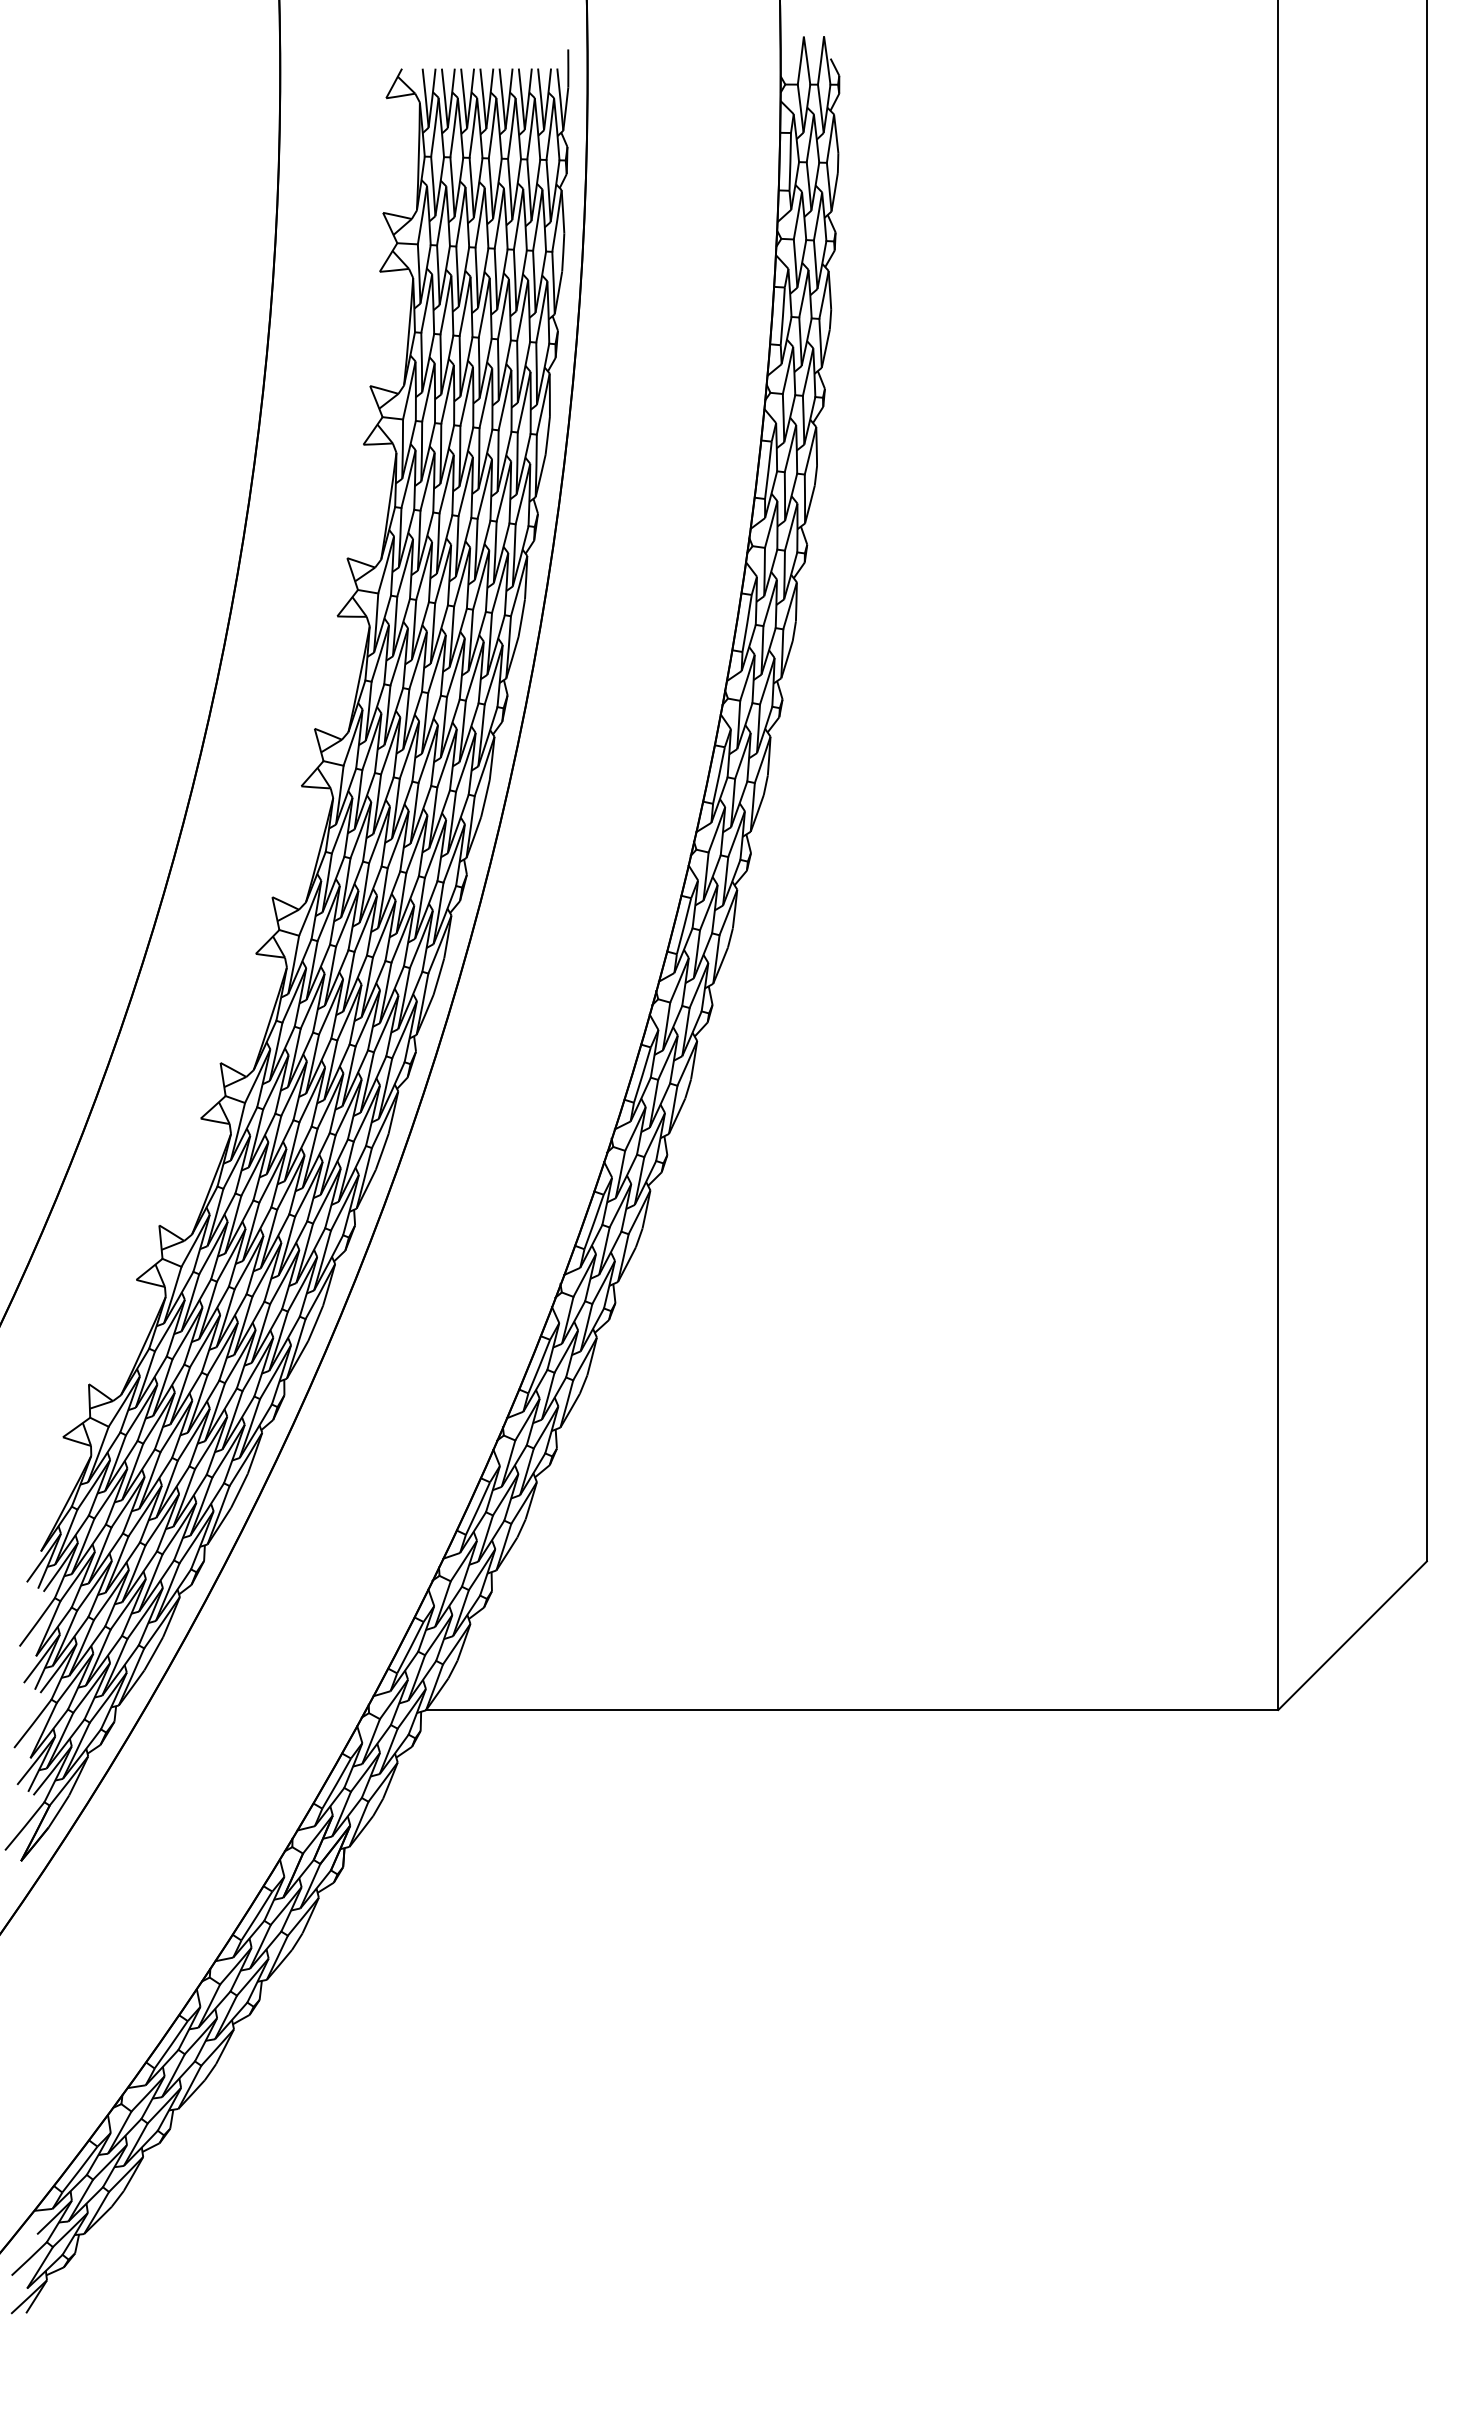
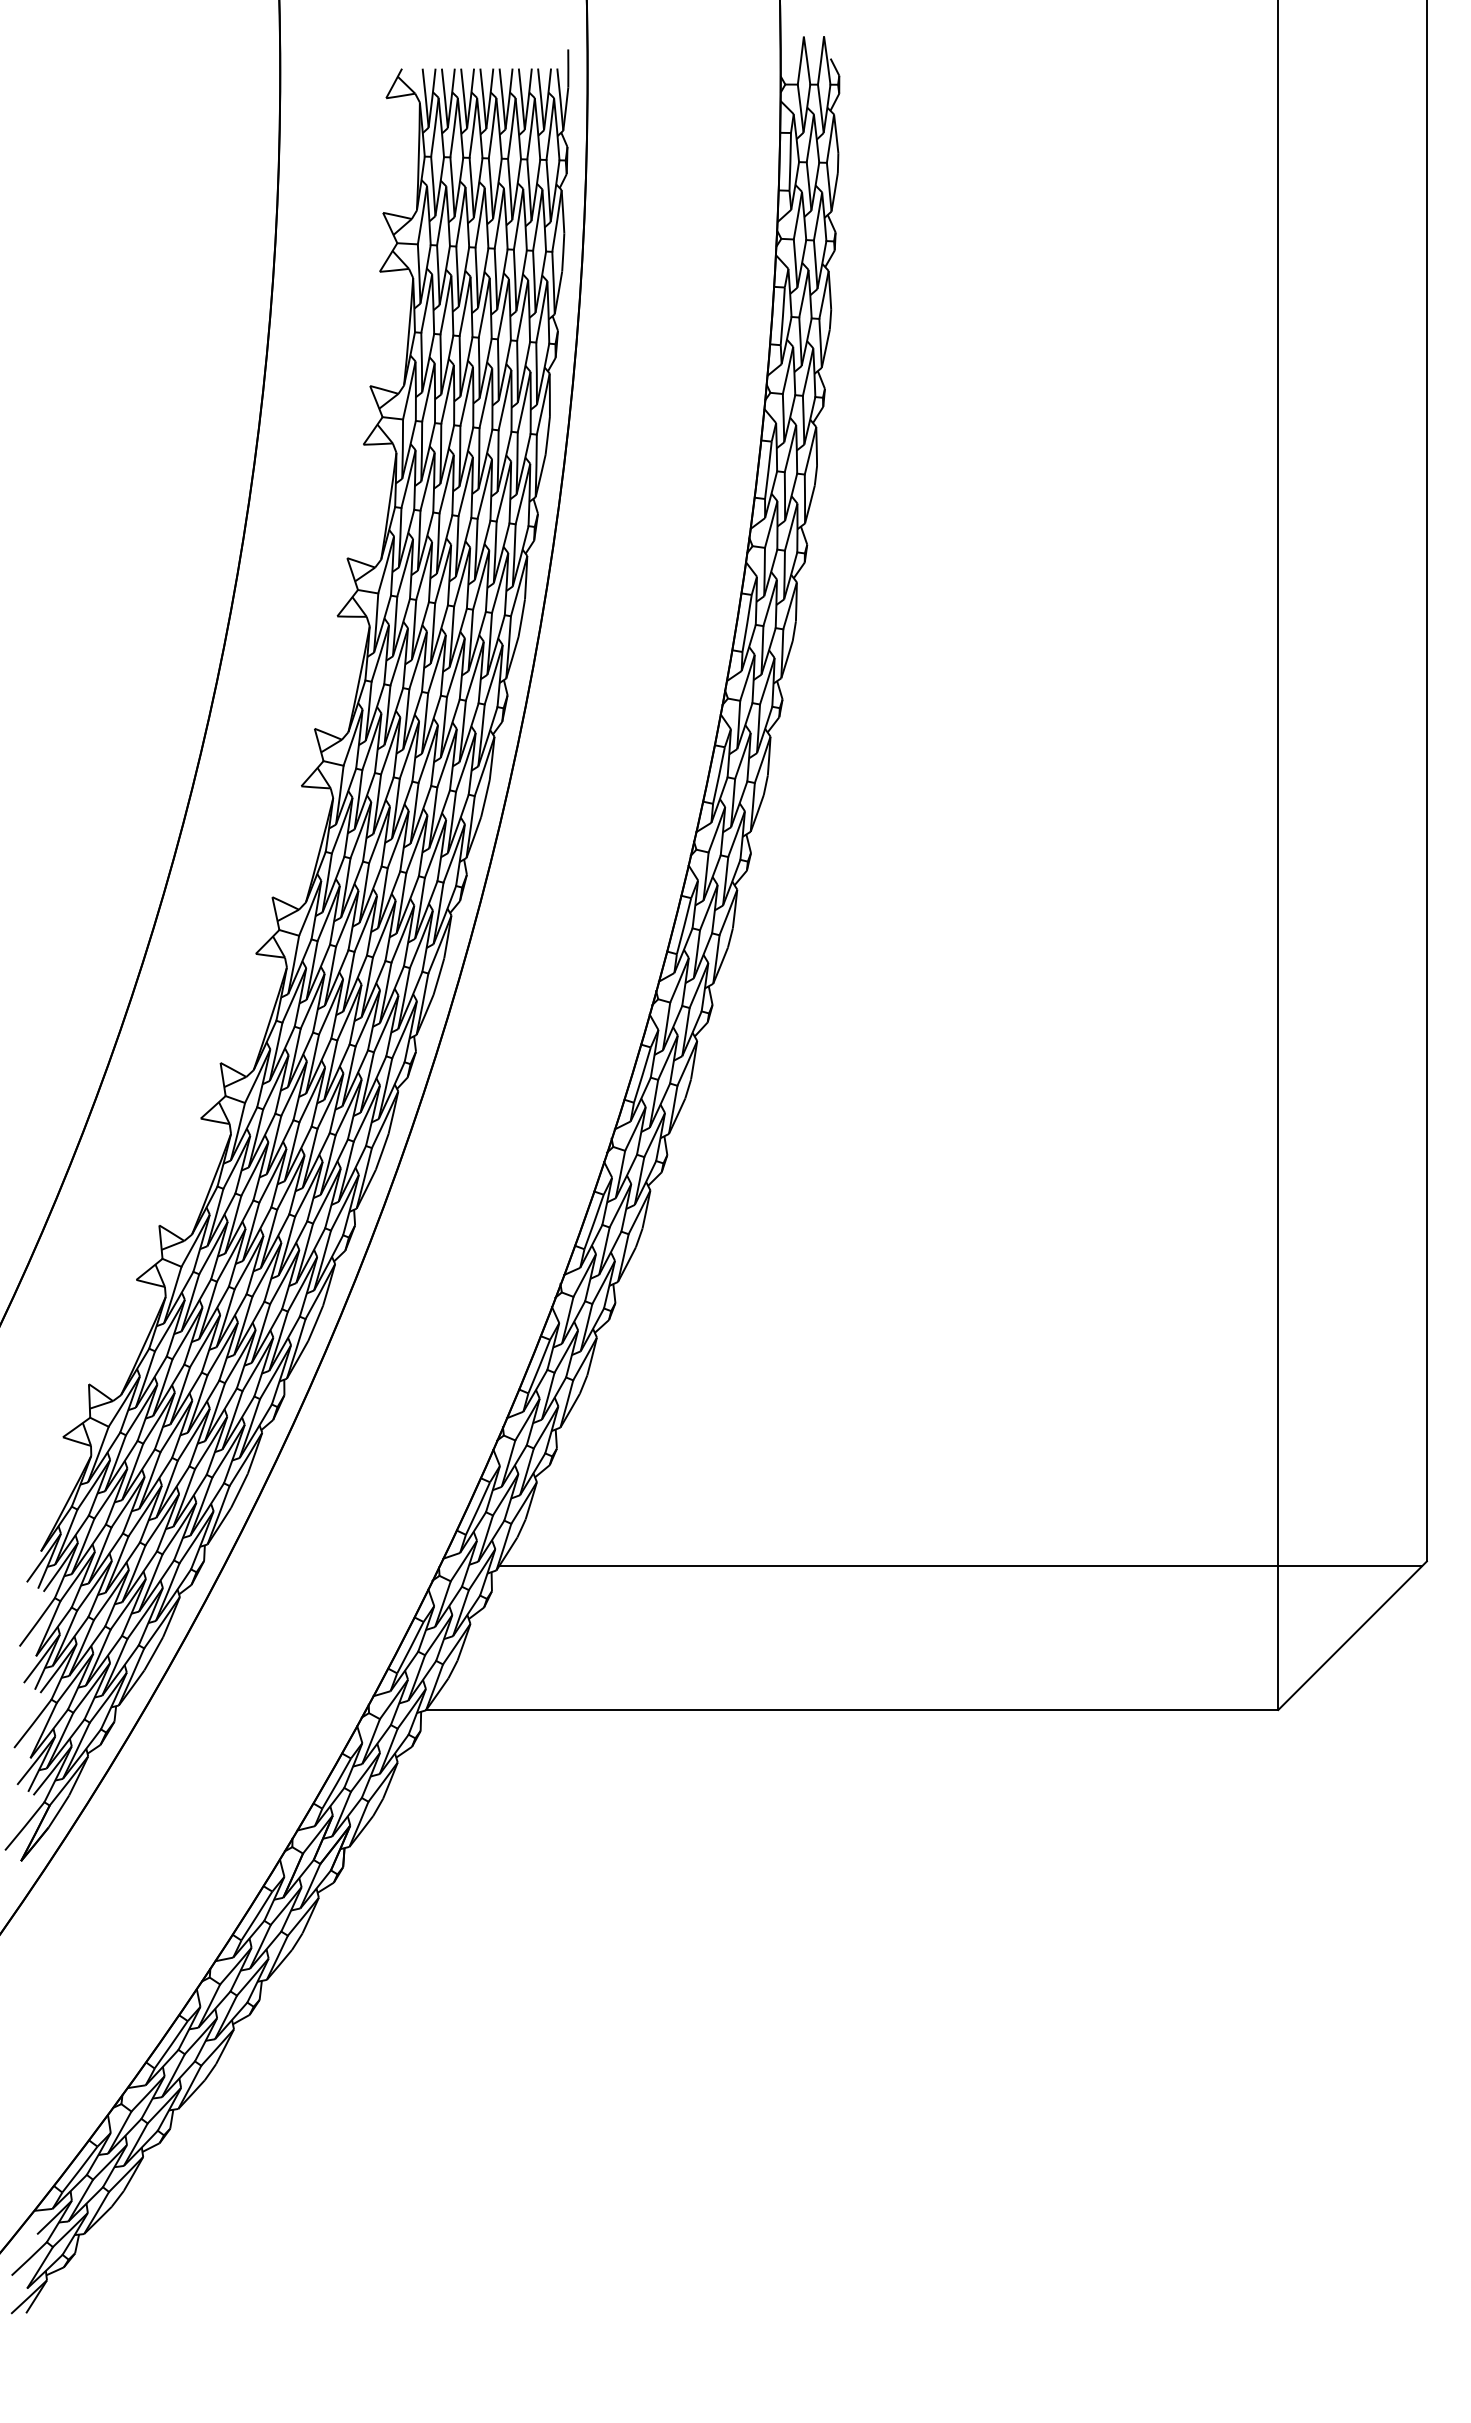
line: none -> present (960, 1566)
